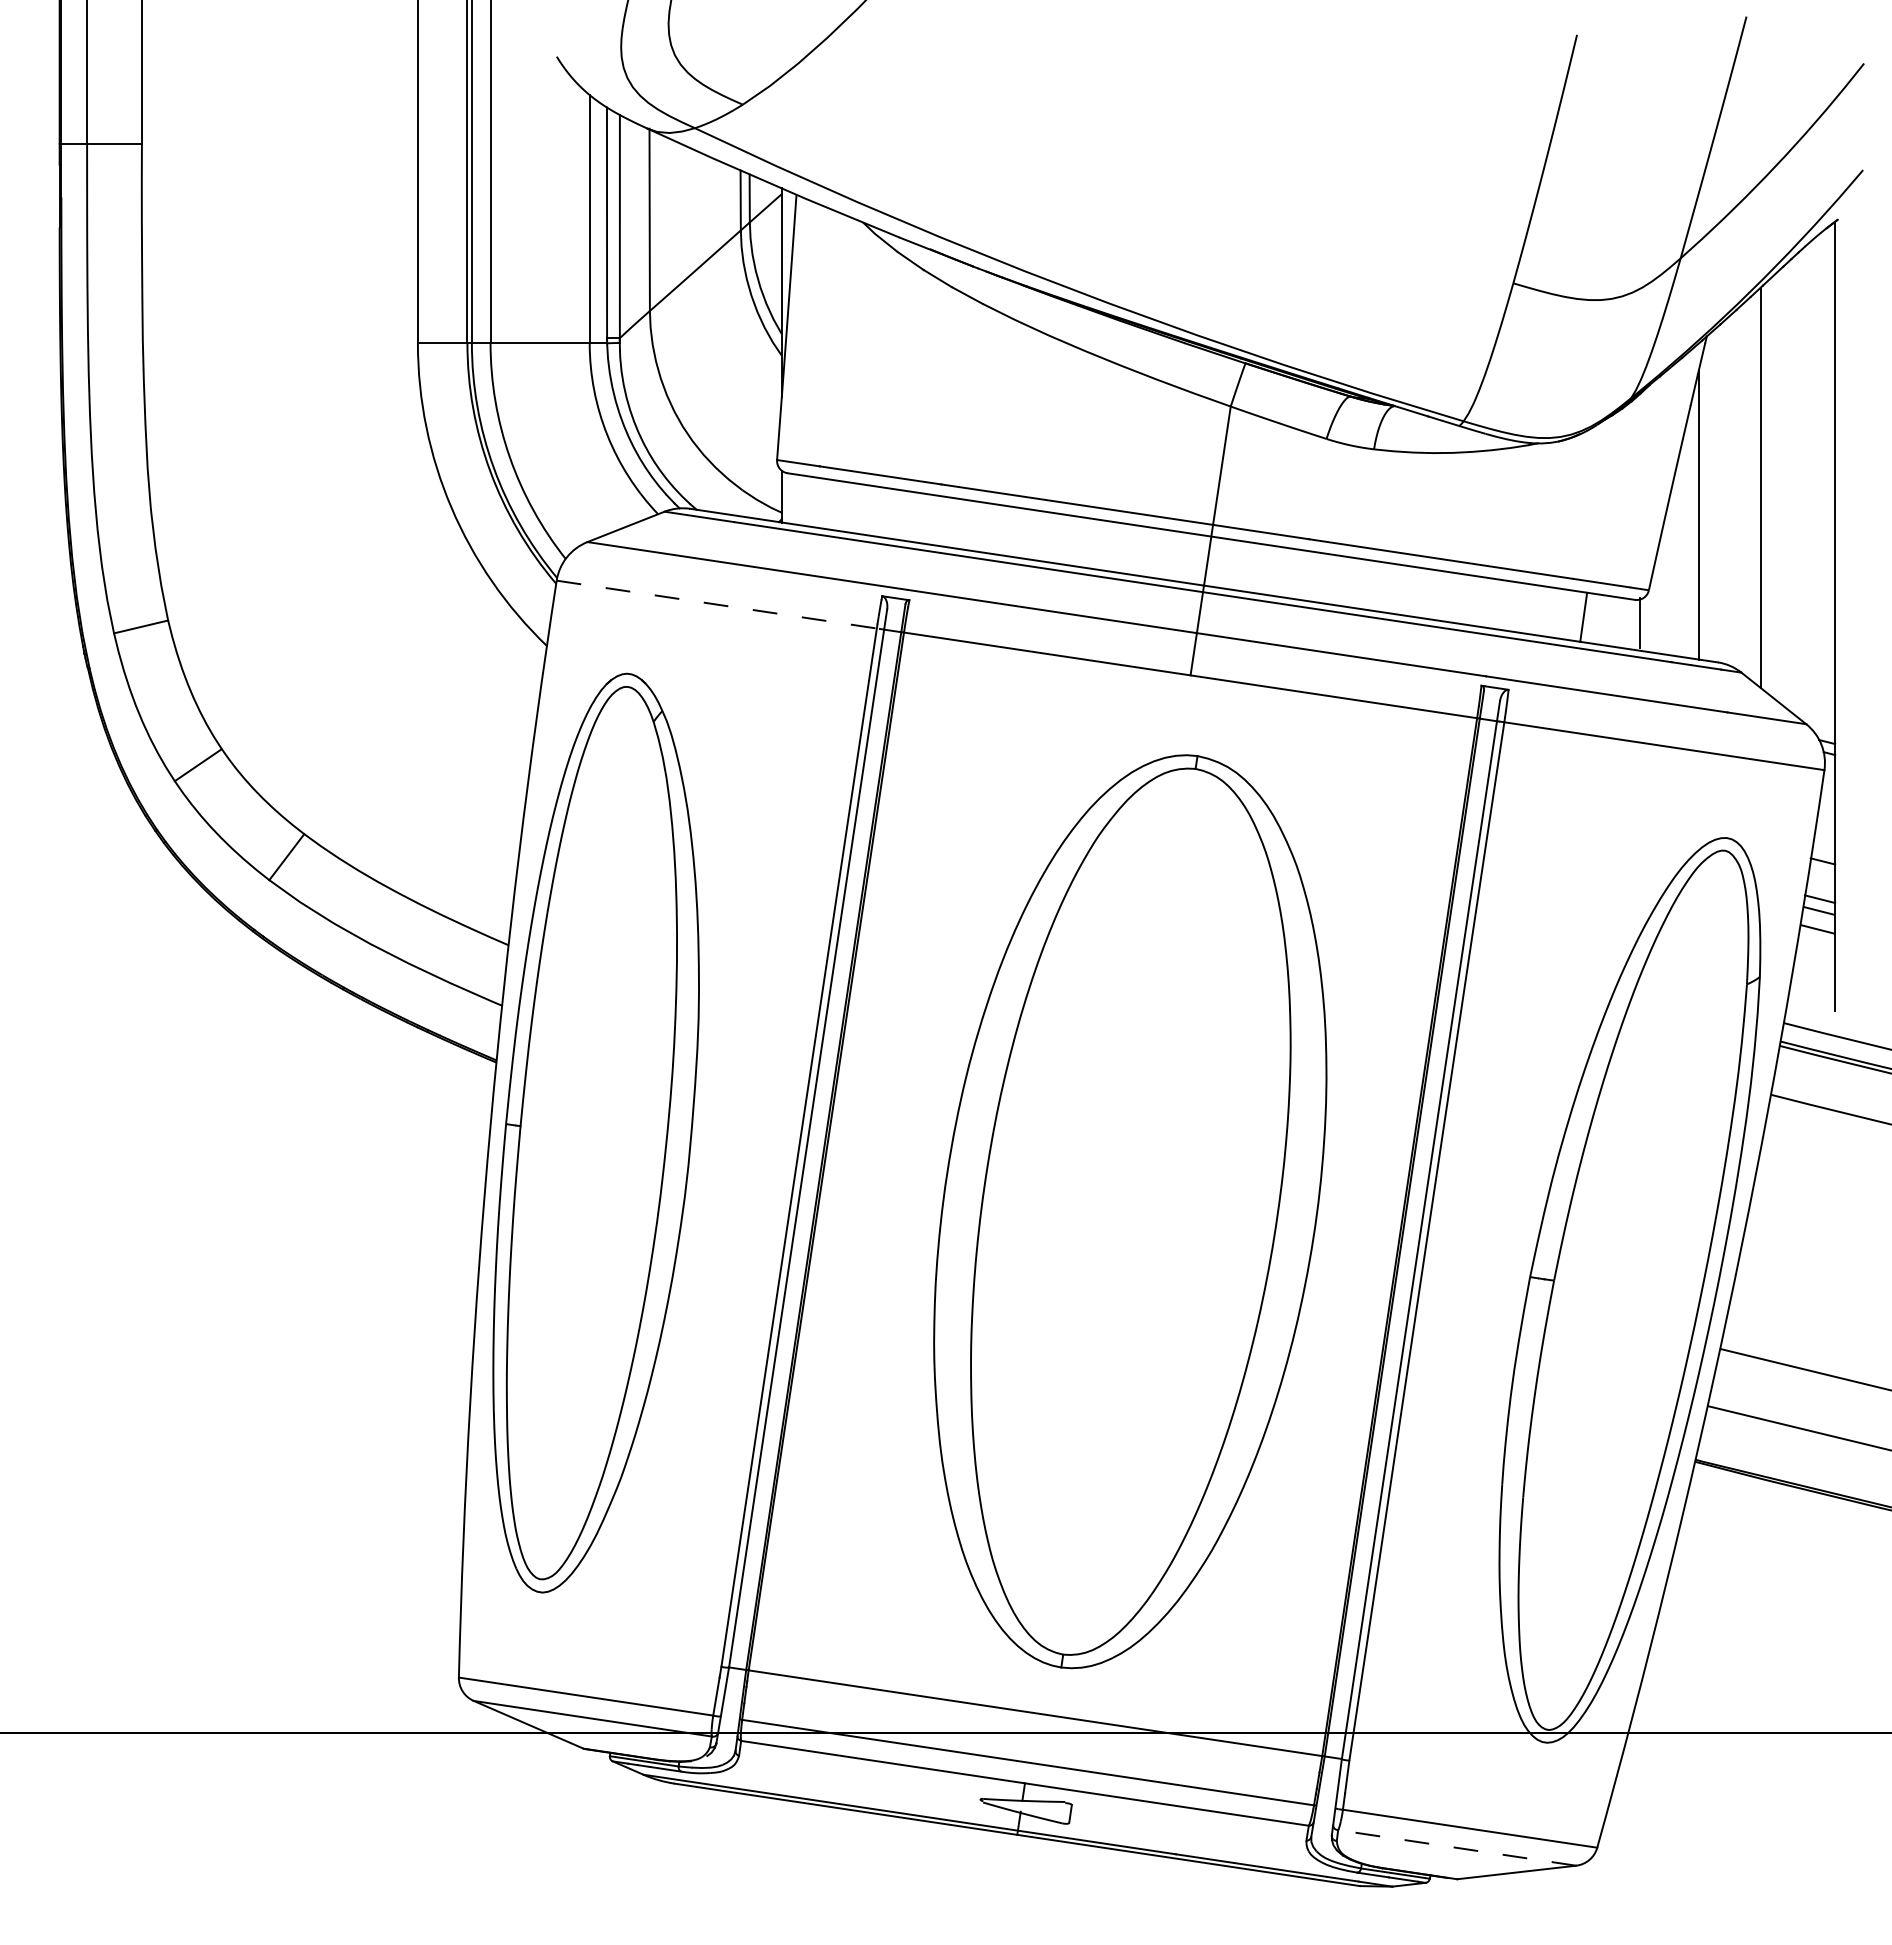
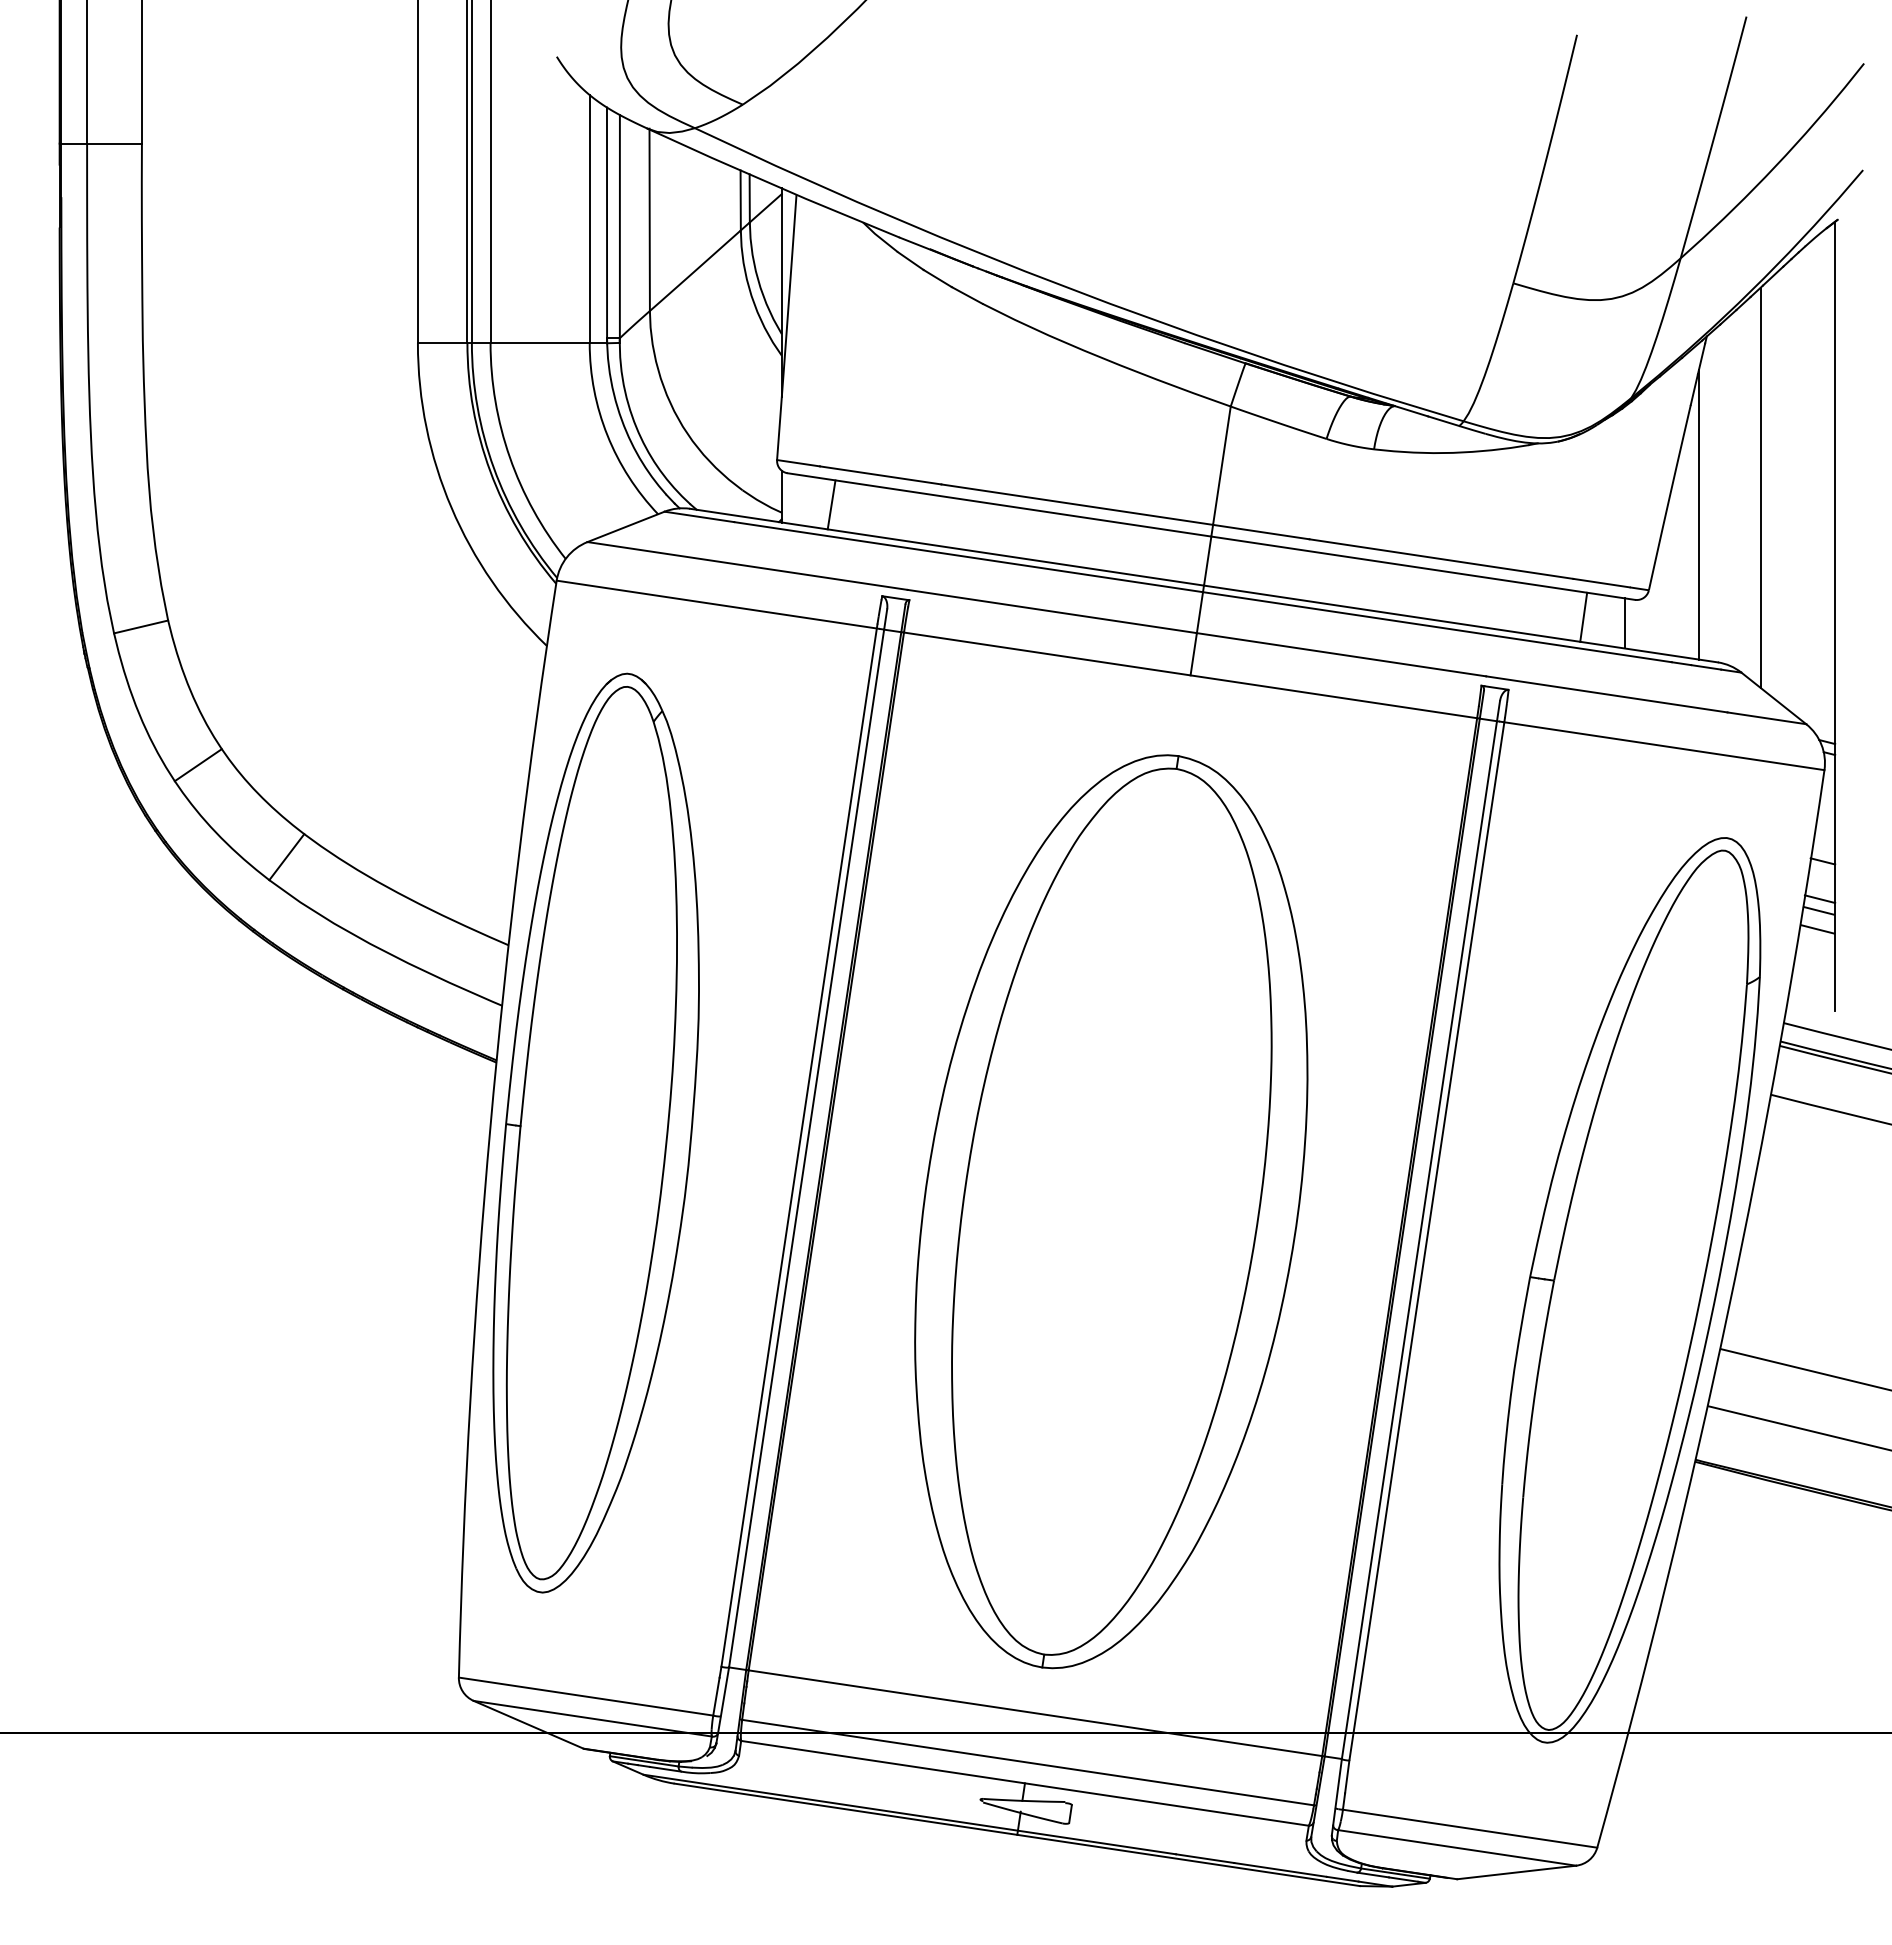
line: none -> present (831, 504)
line: dashed -> solid (717, 604)
line position: (1639, 623) -> (1624, 623) (1624, 623)
part position: (1130, 1211) -> (1111, 1211) (1111, 1211)
line: dashed -> solid (1456, 1847)
